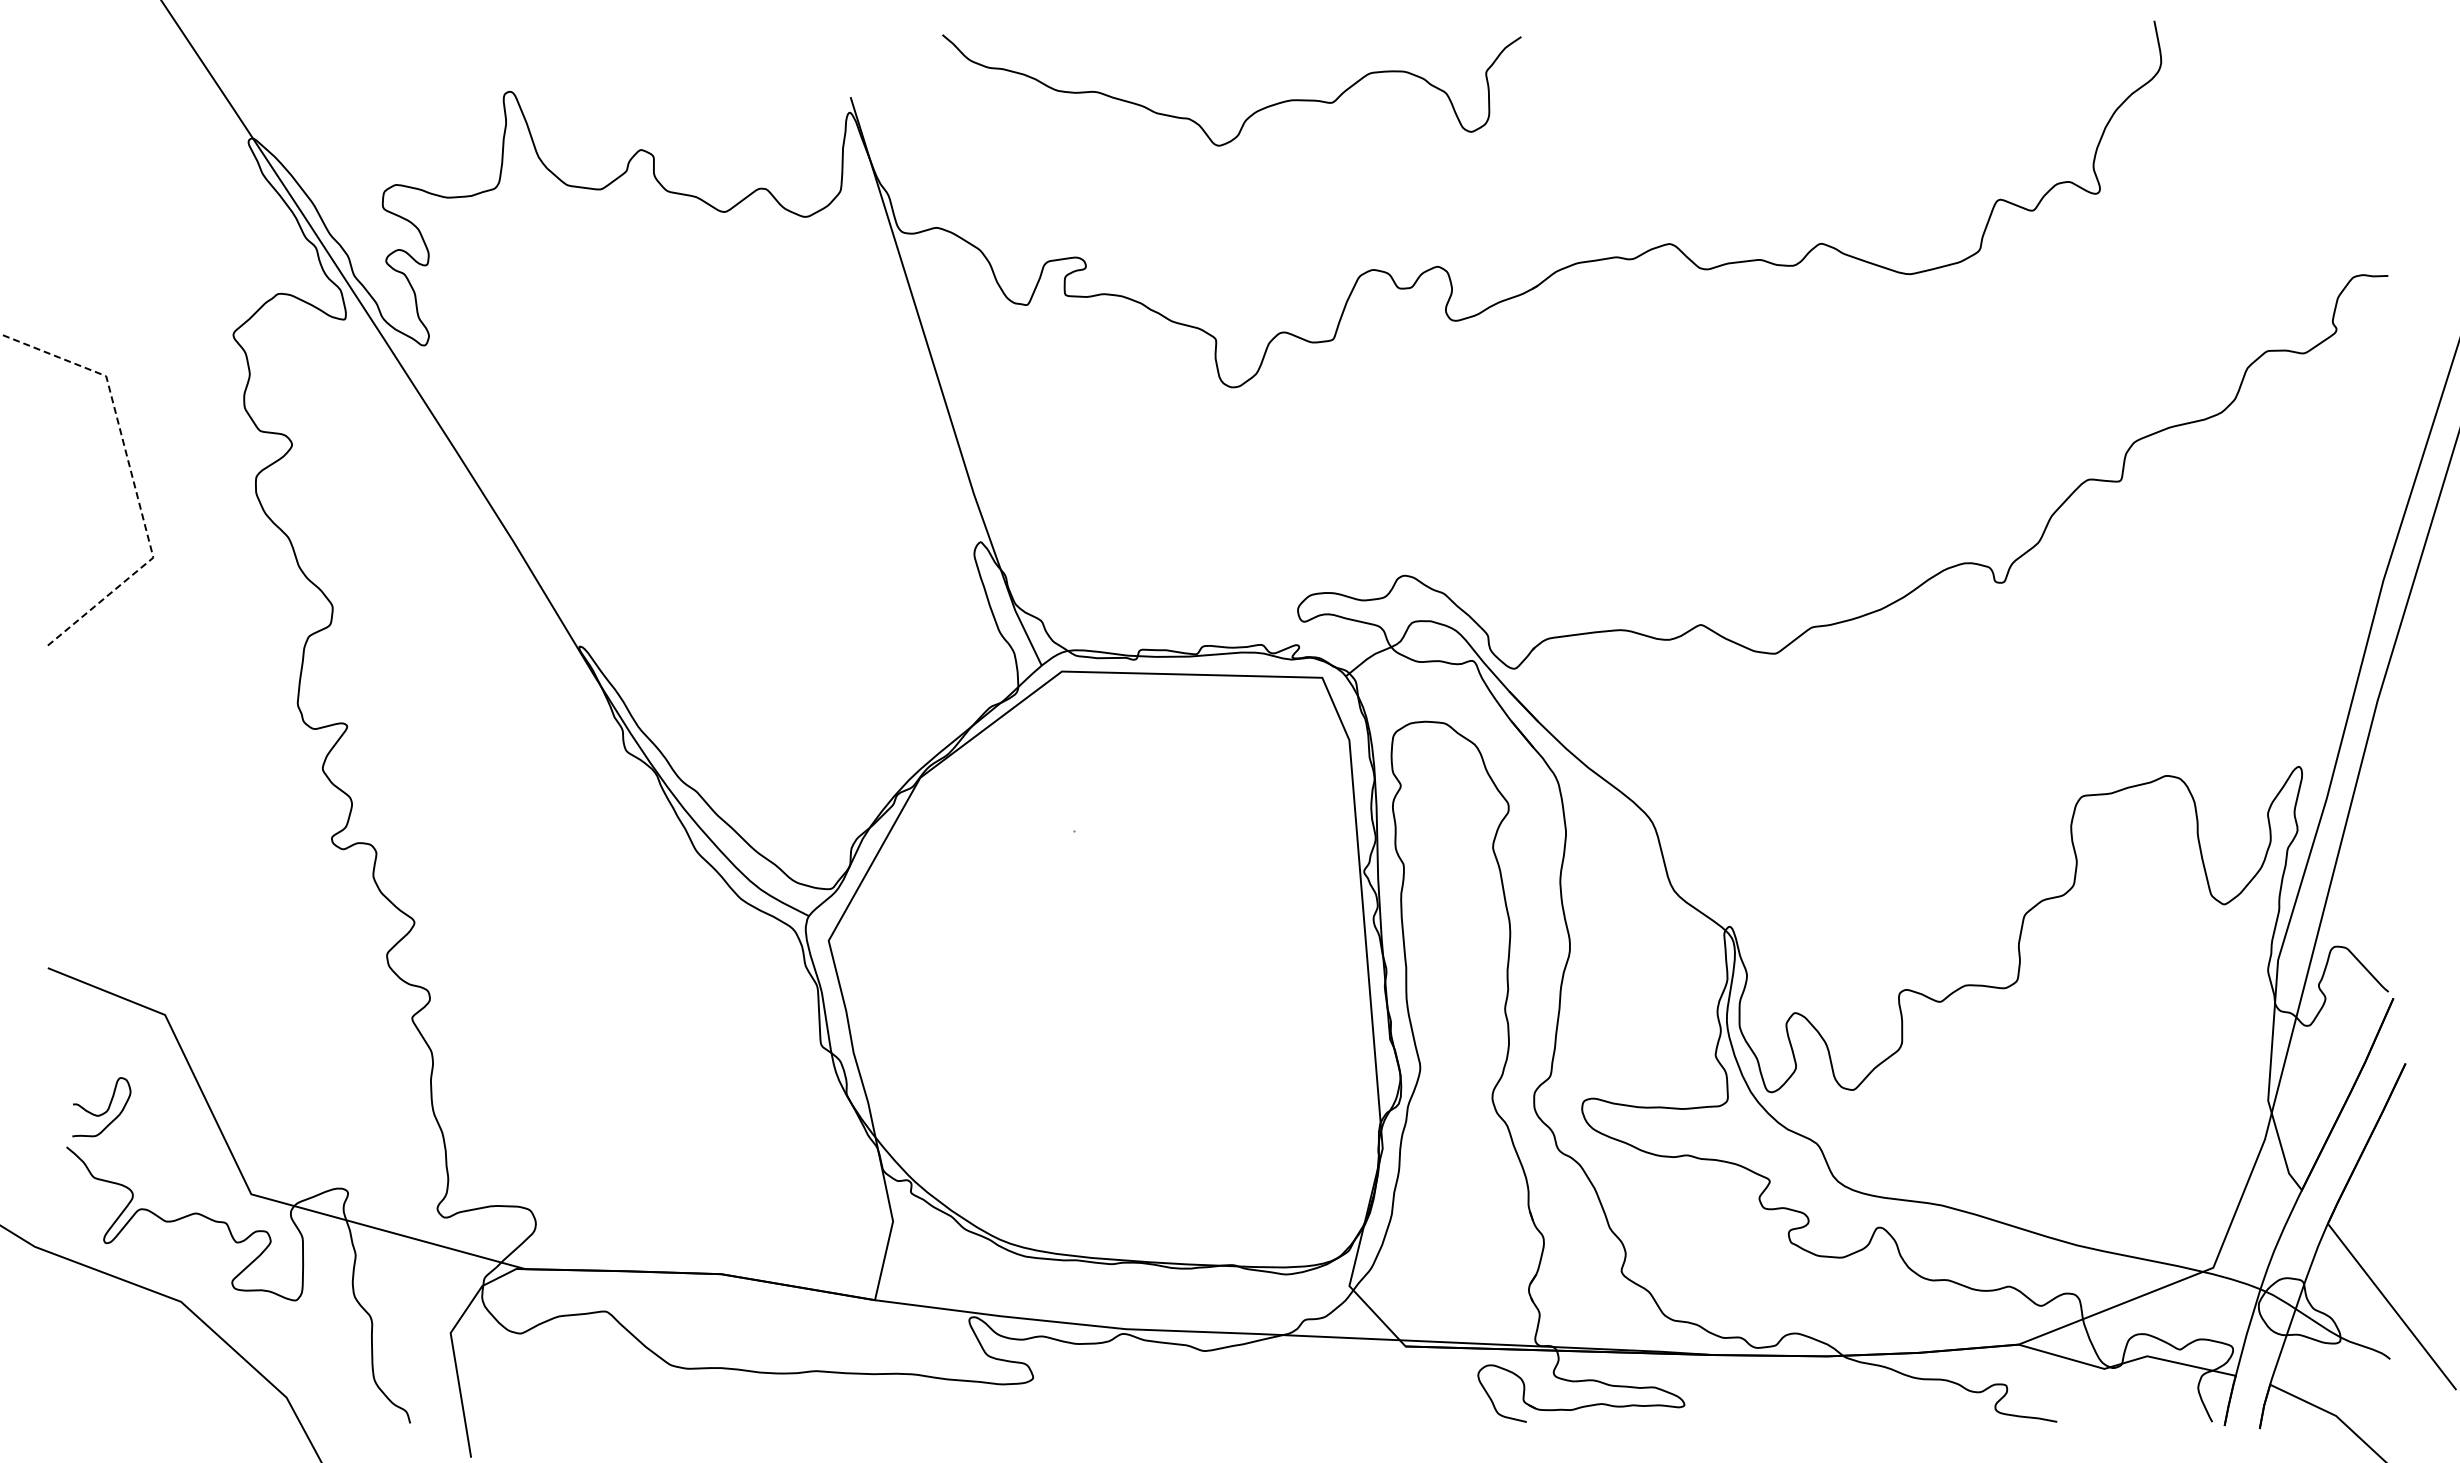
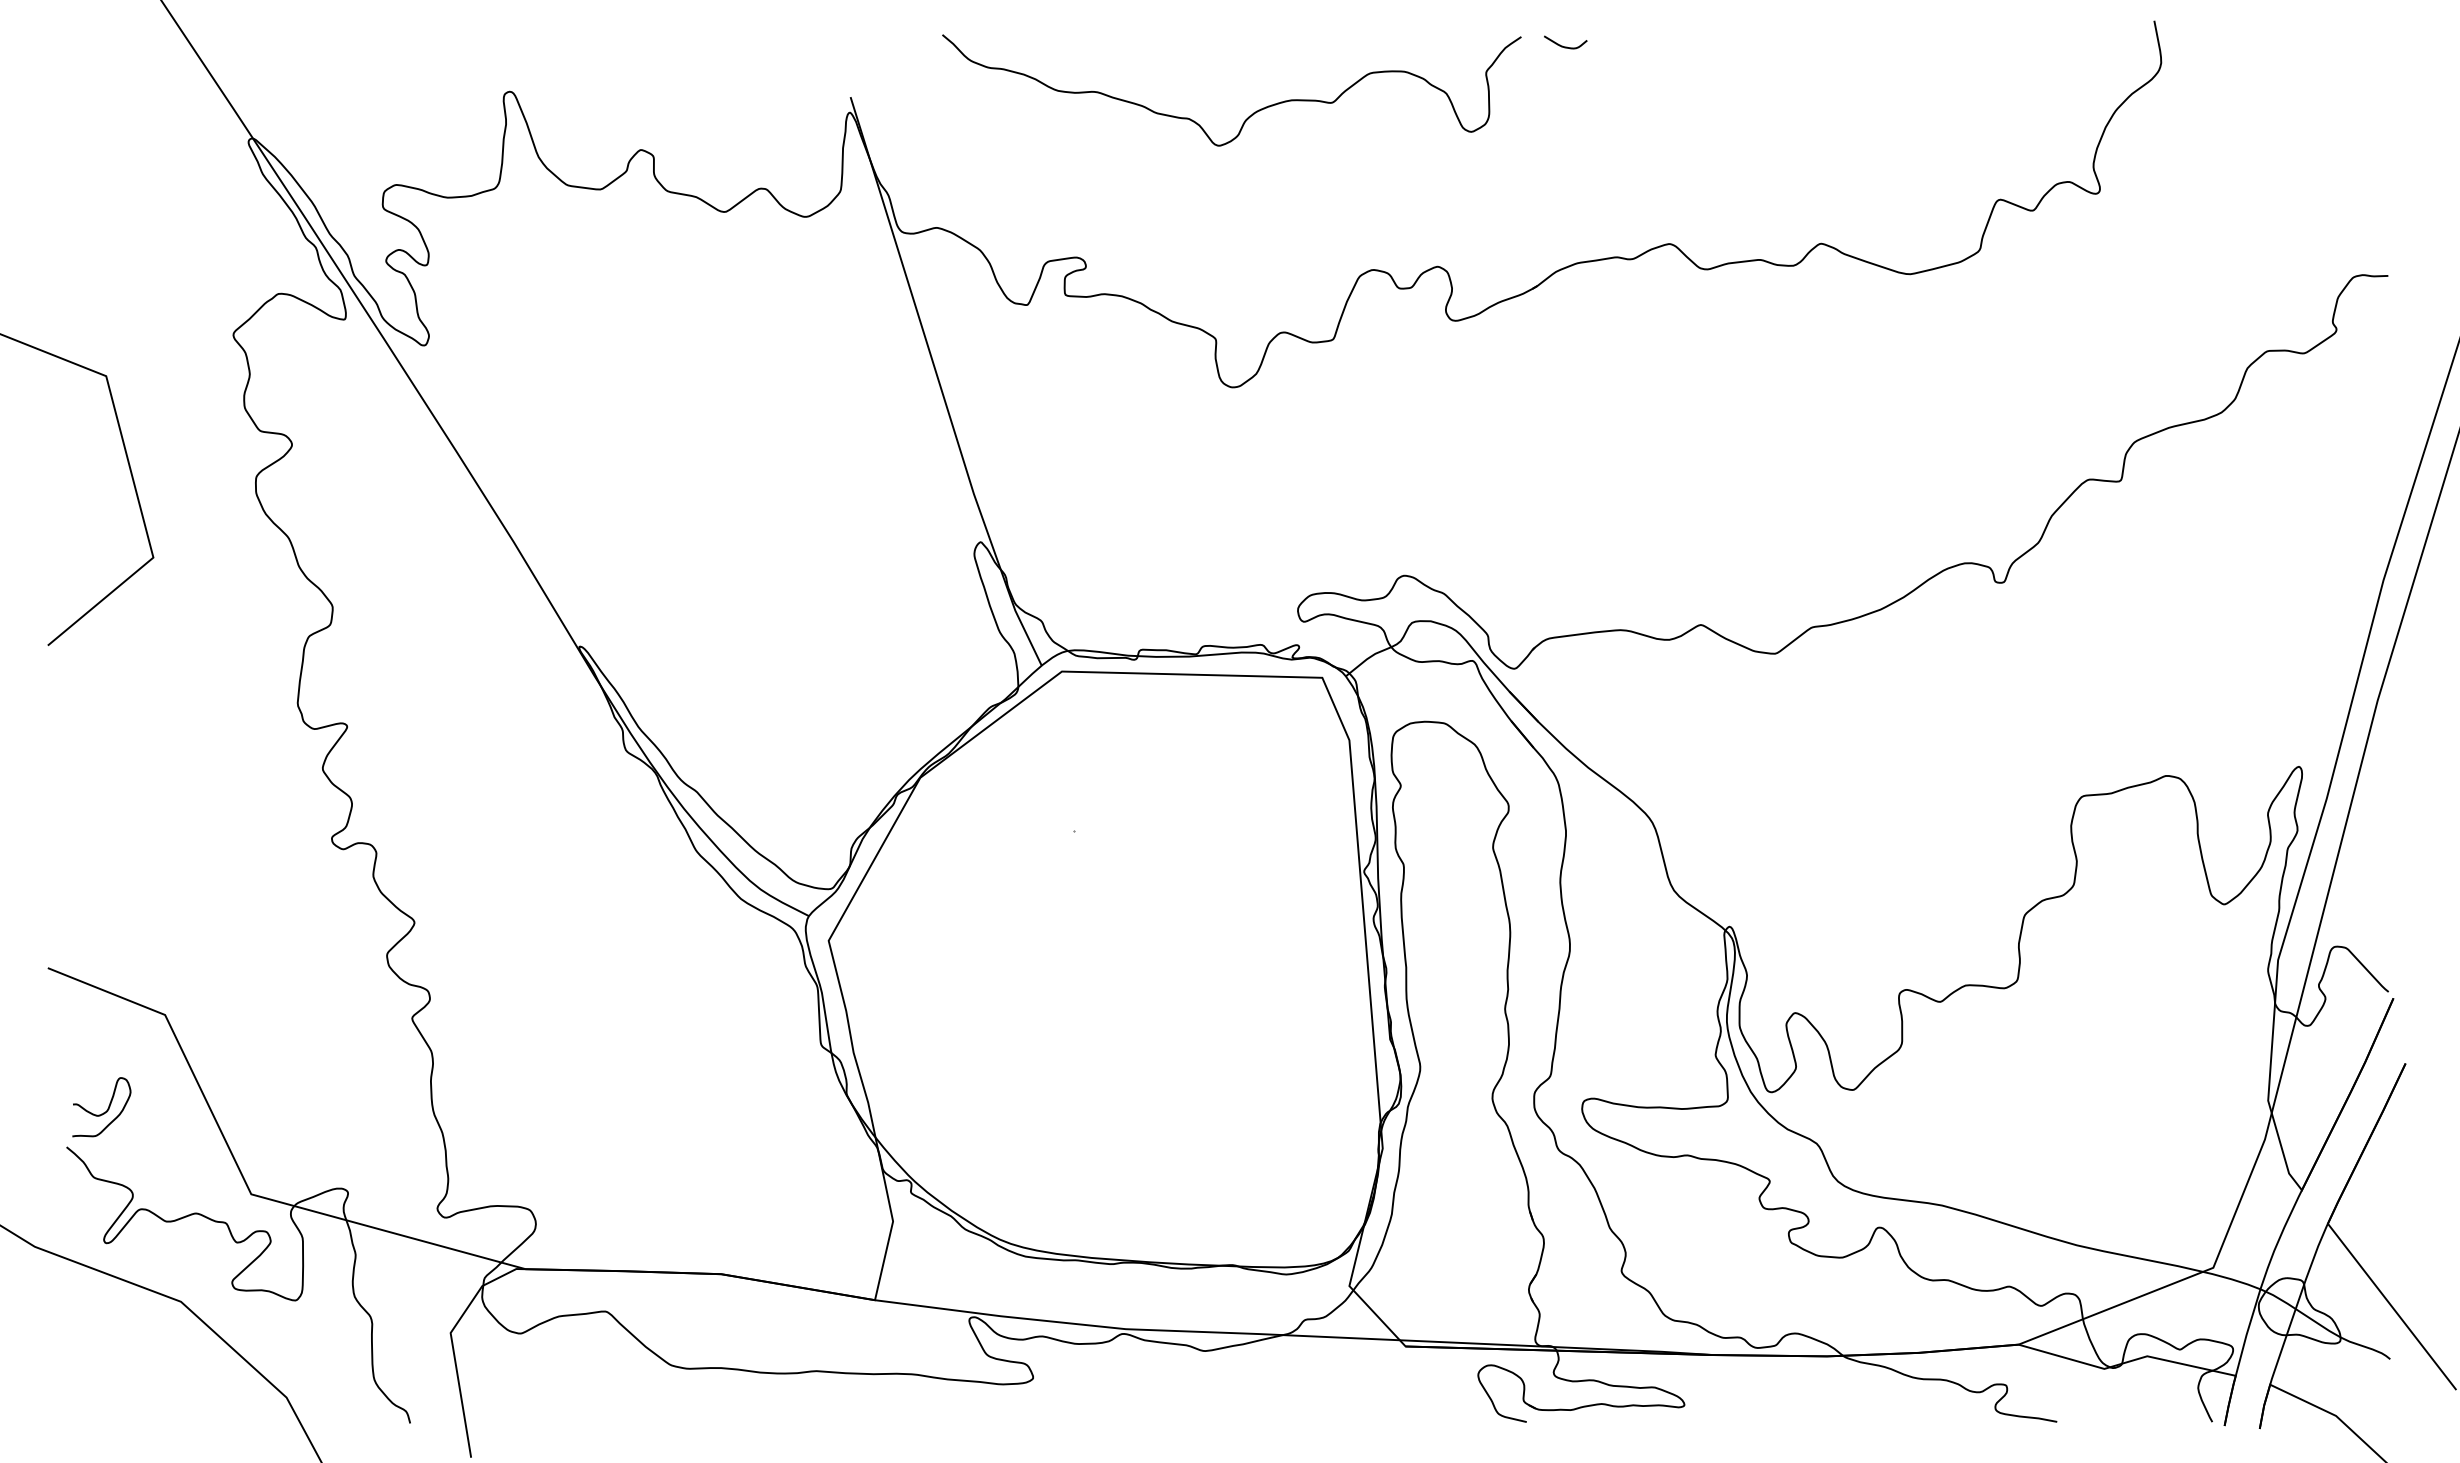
curve: none -> present (1565, 46)
line: dashed -> solid (132, 478)
